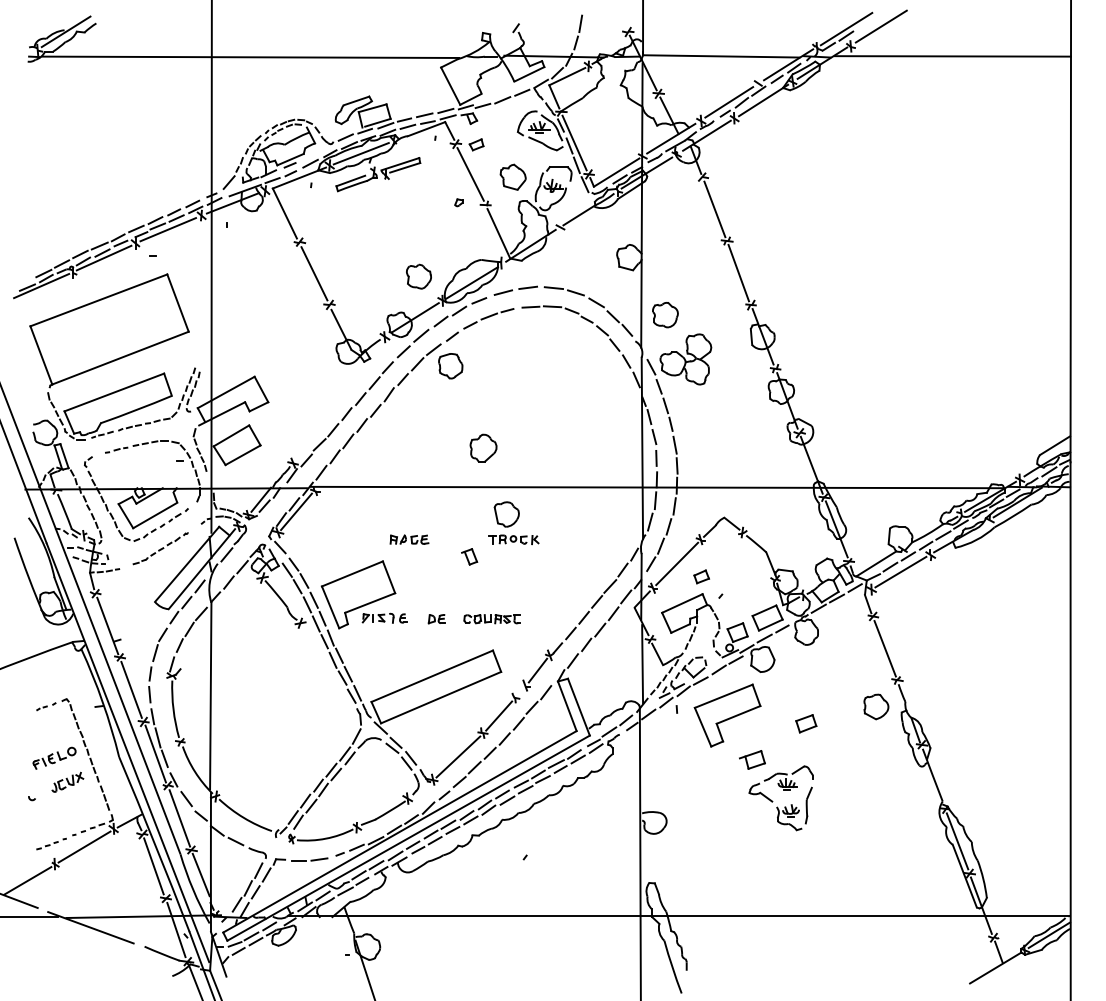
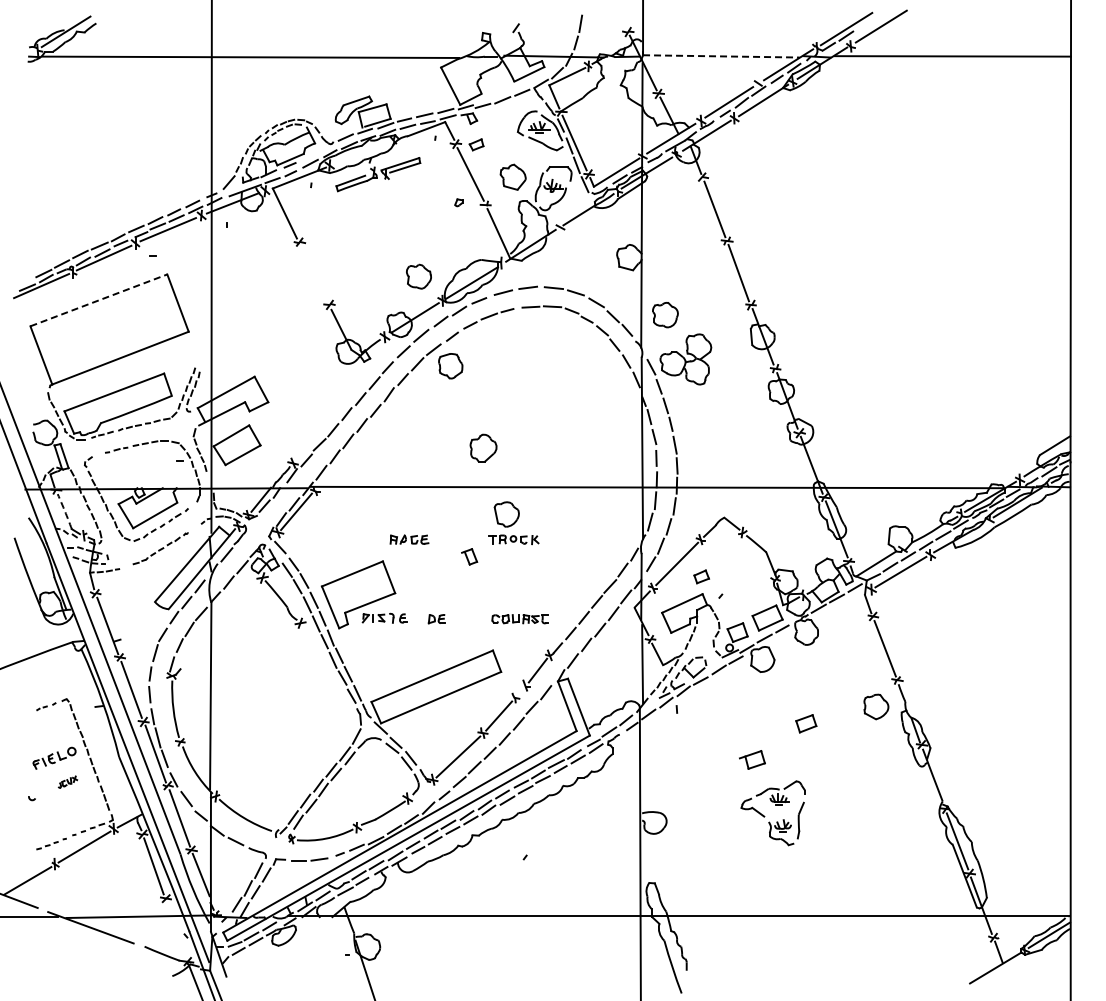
line: solid -> dashed (721, 56)
line: present -> none (360, 153)
line: present -> none (314, 273)
line: solid -> dashed (99, 300)
arc: solid -> dashed (65, 511)
part position: (491, 619) -> (519, 619) (519, 619)
part: present -> none (727, 715)
part size: 34x22 px -> 22x14 px (67, 781)
part position: (773, 801) -> (765, 816) (765, 816)
line: present -> none (176, 929)
